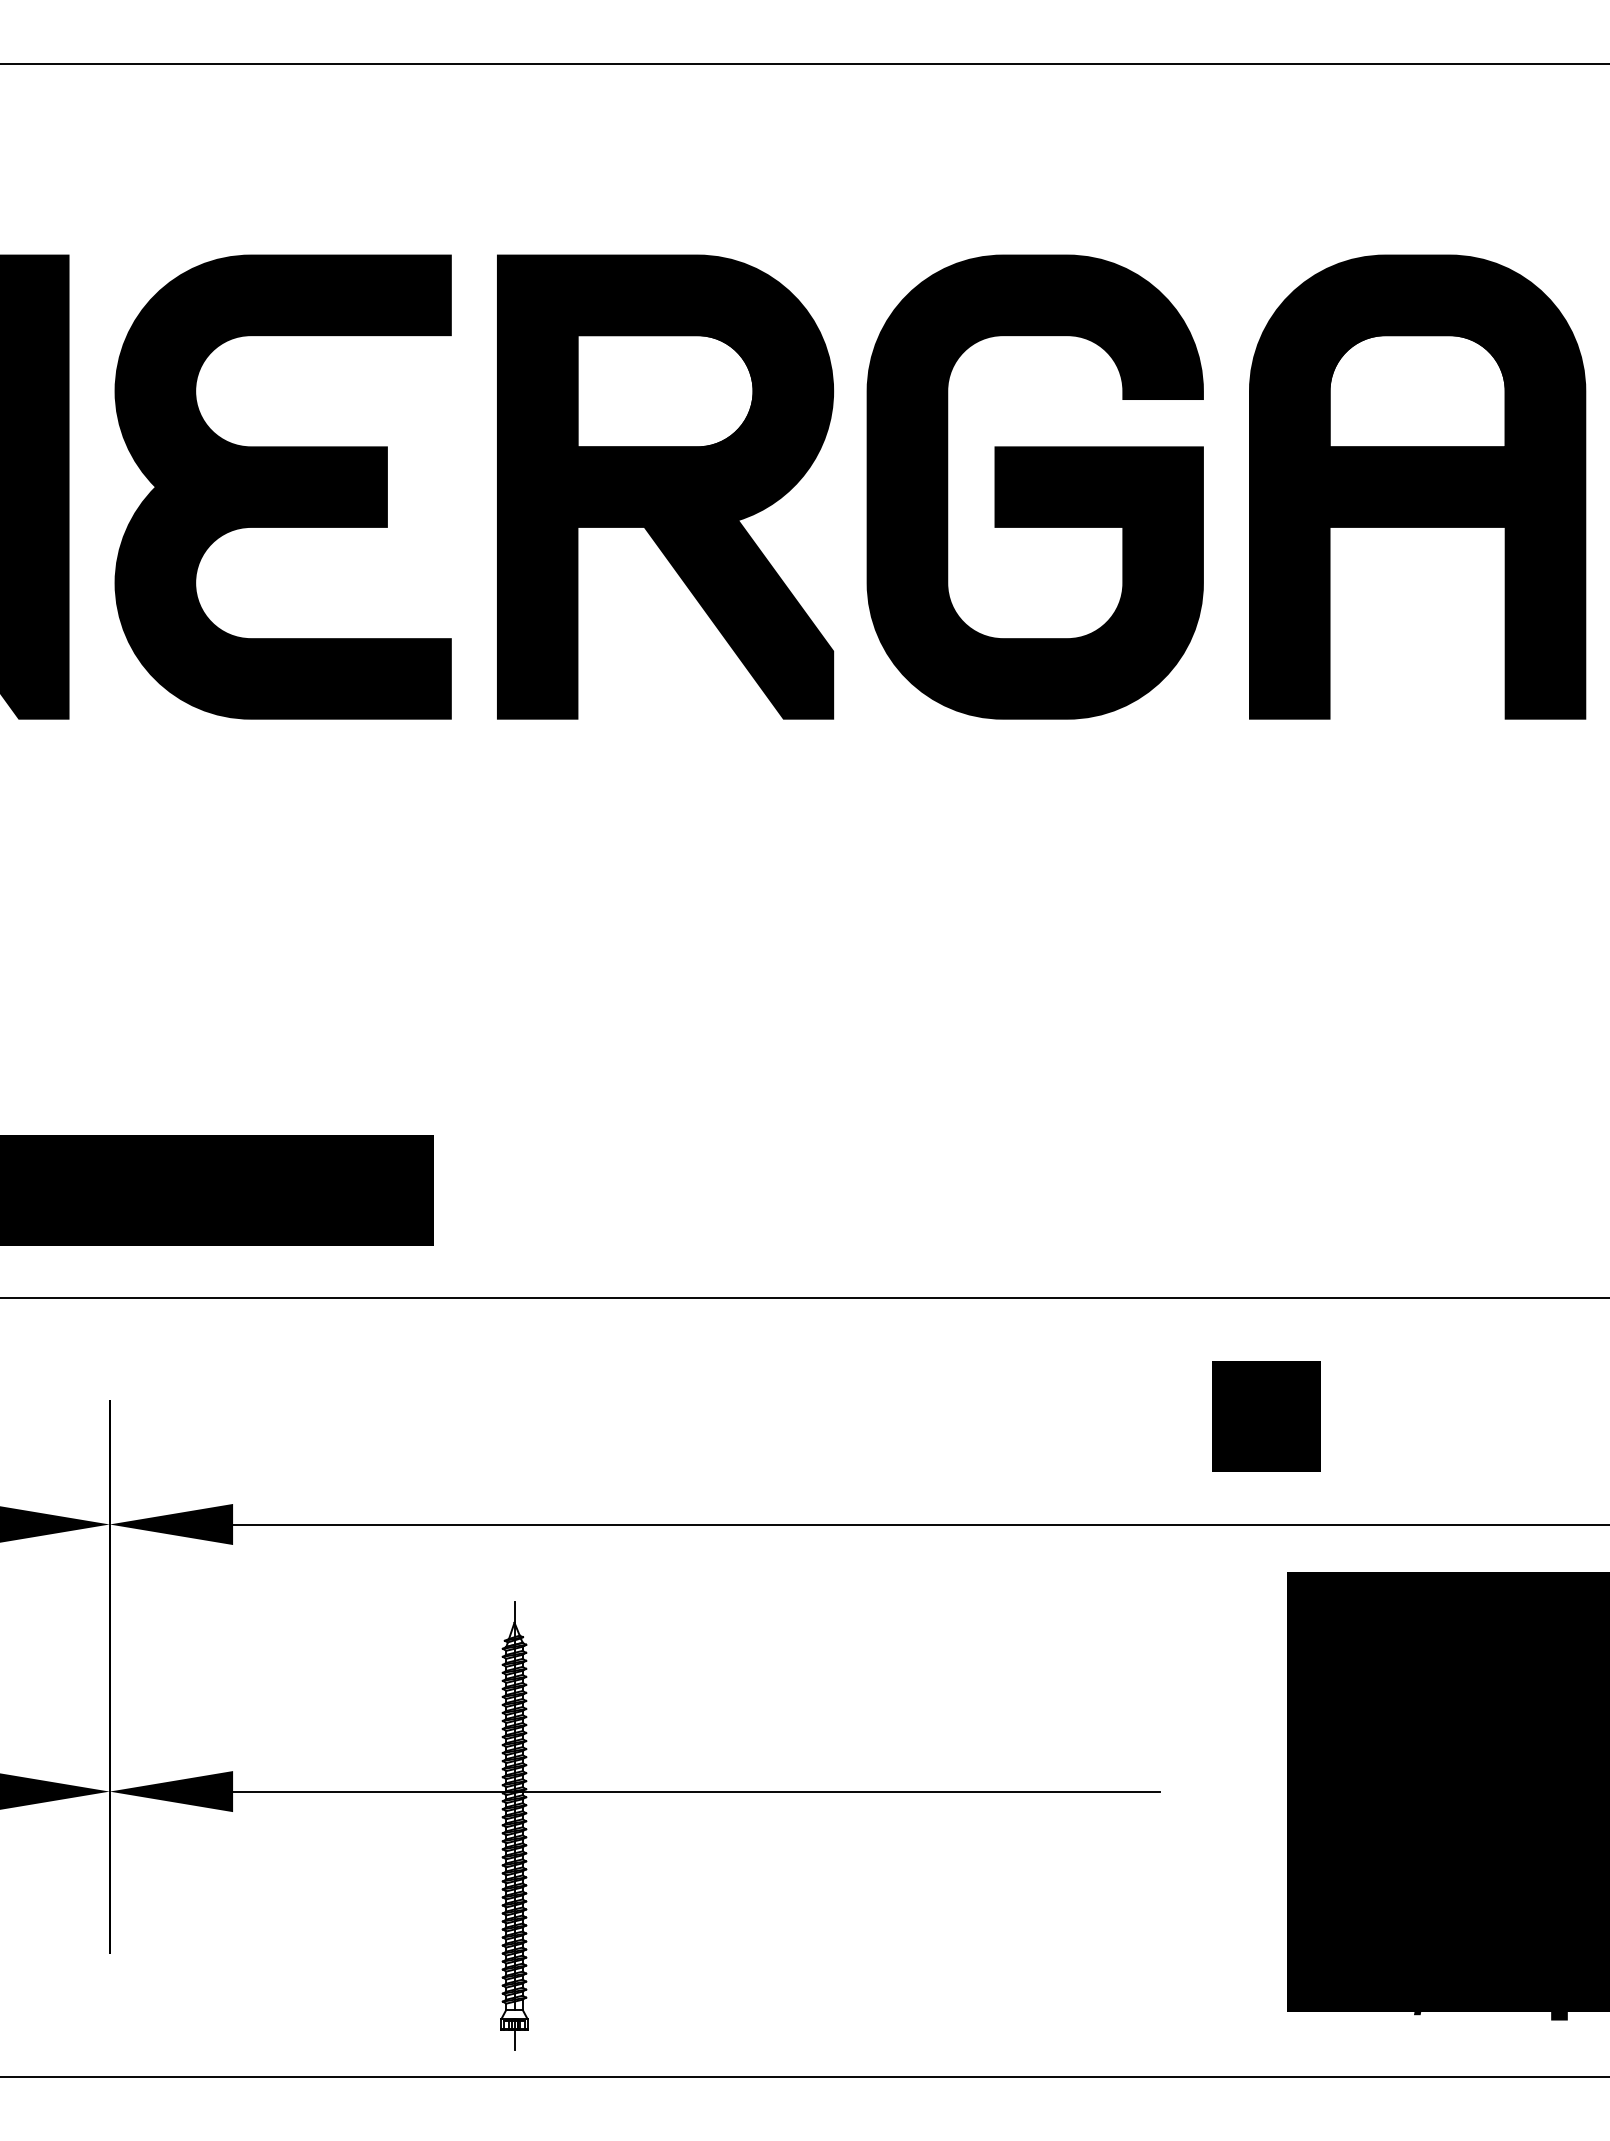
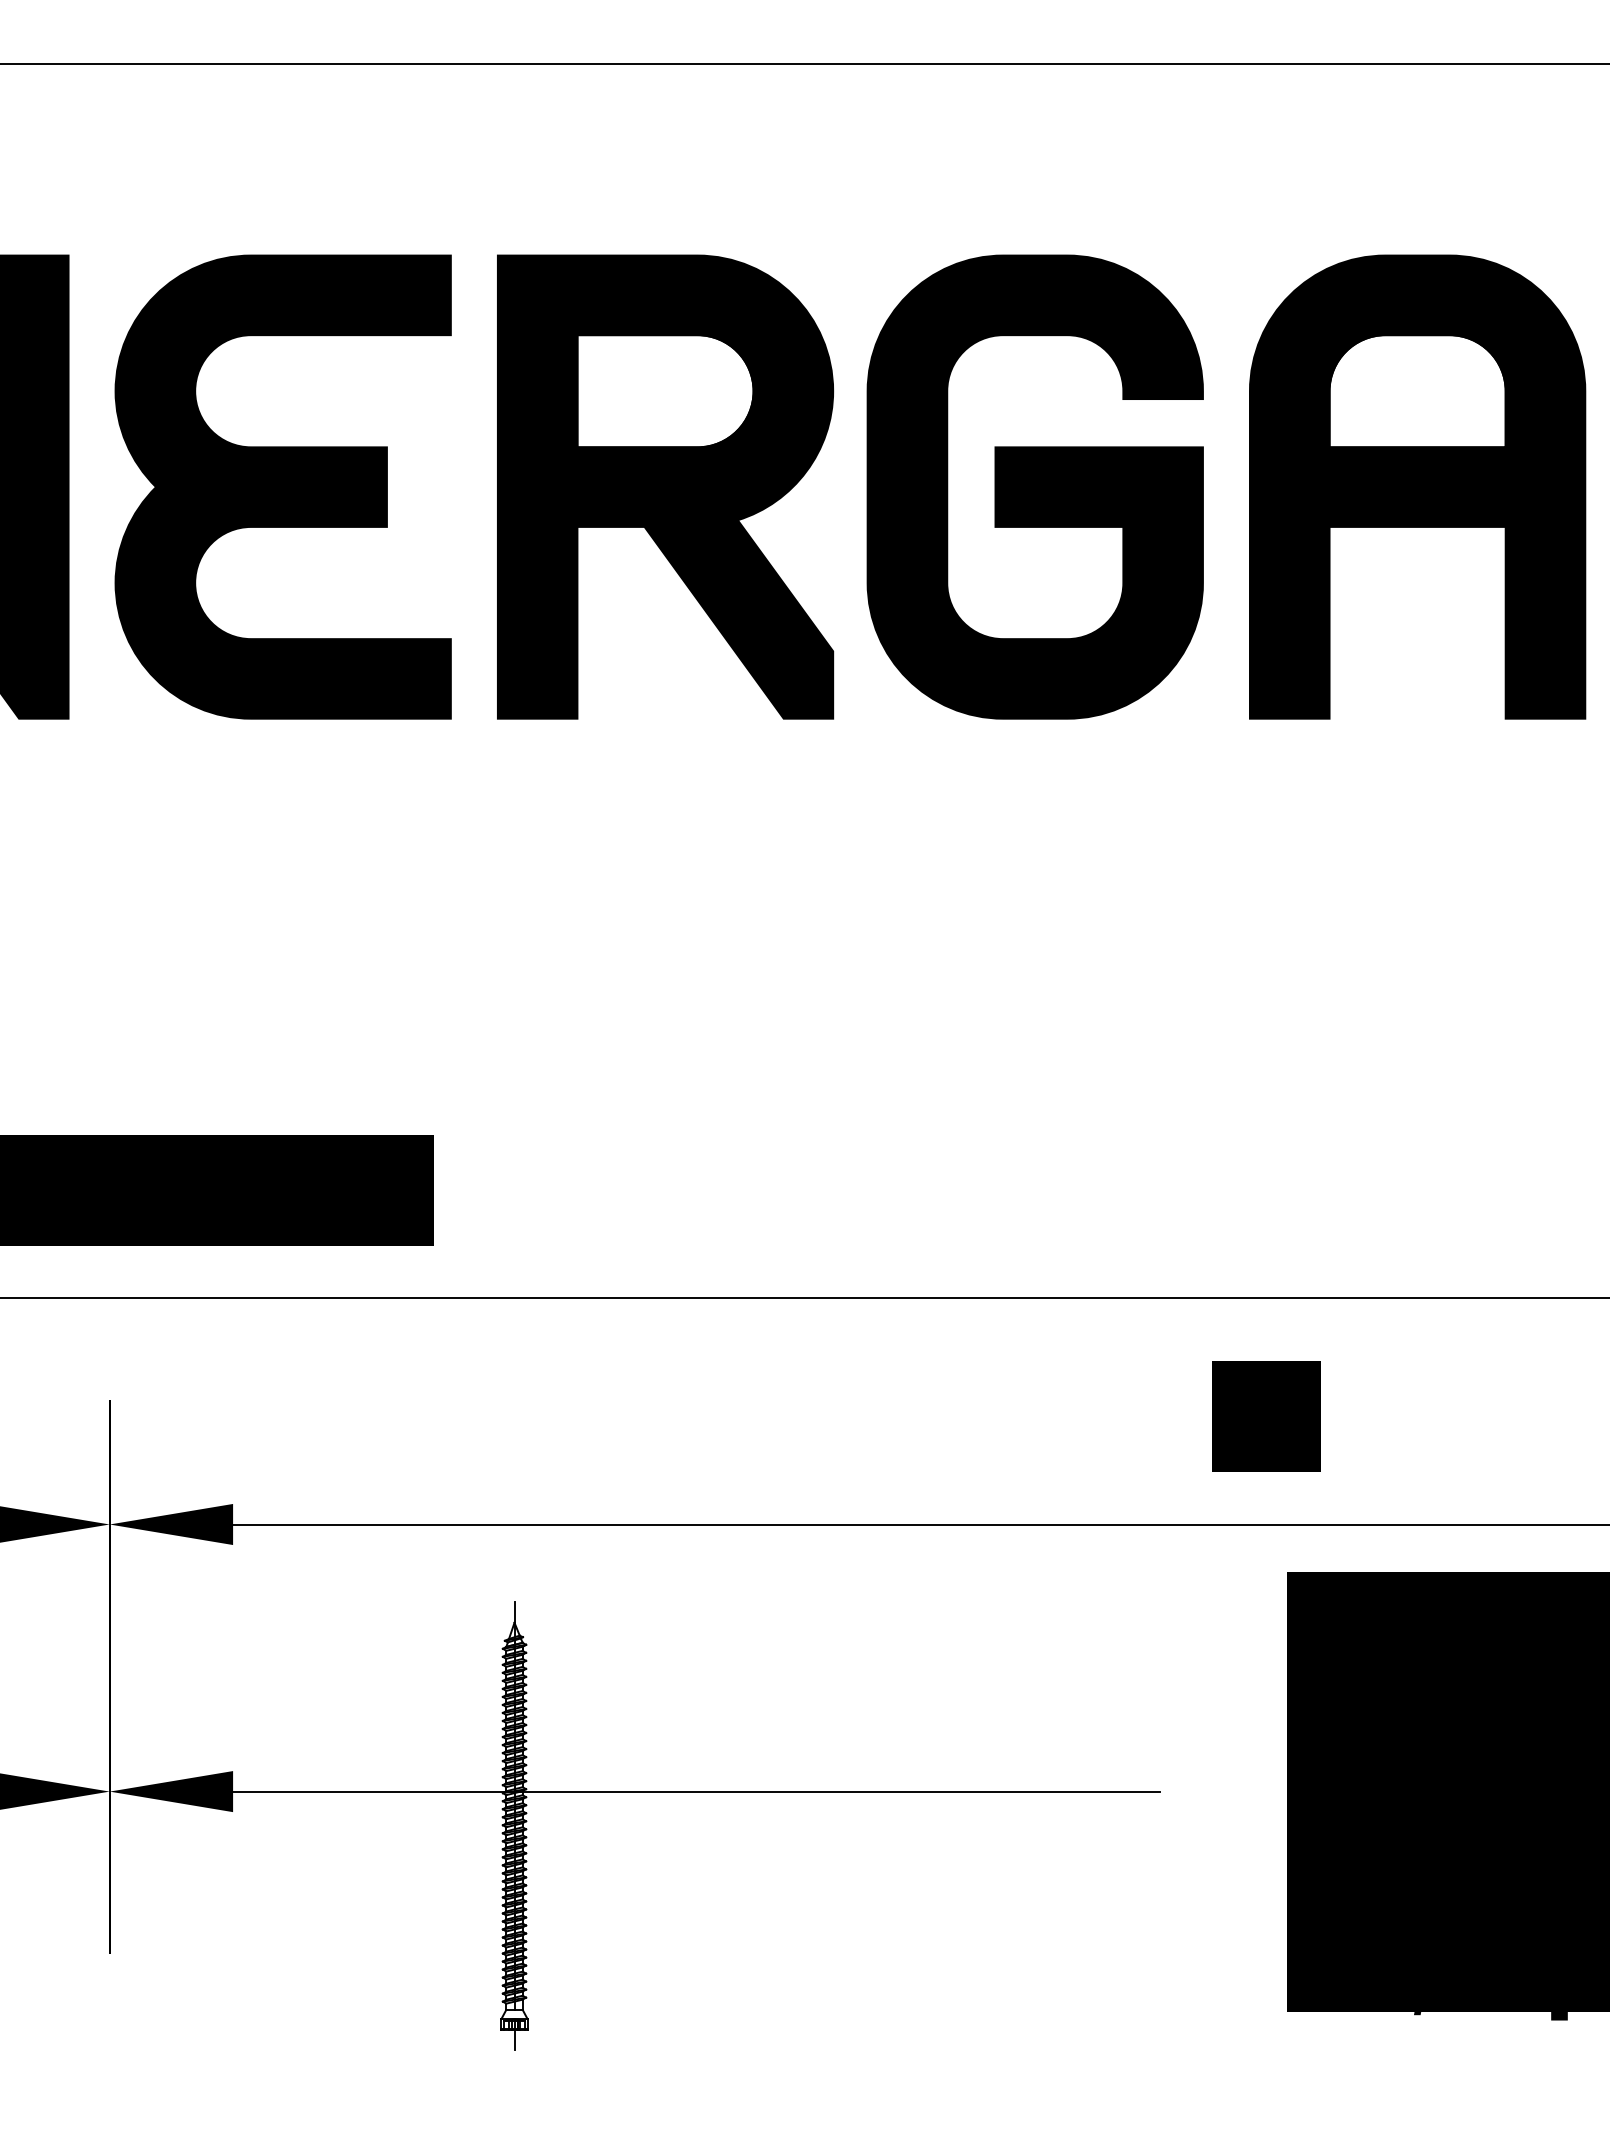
line: present -> none (804, 2076)
